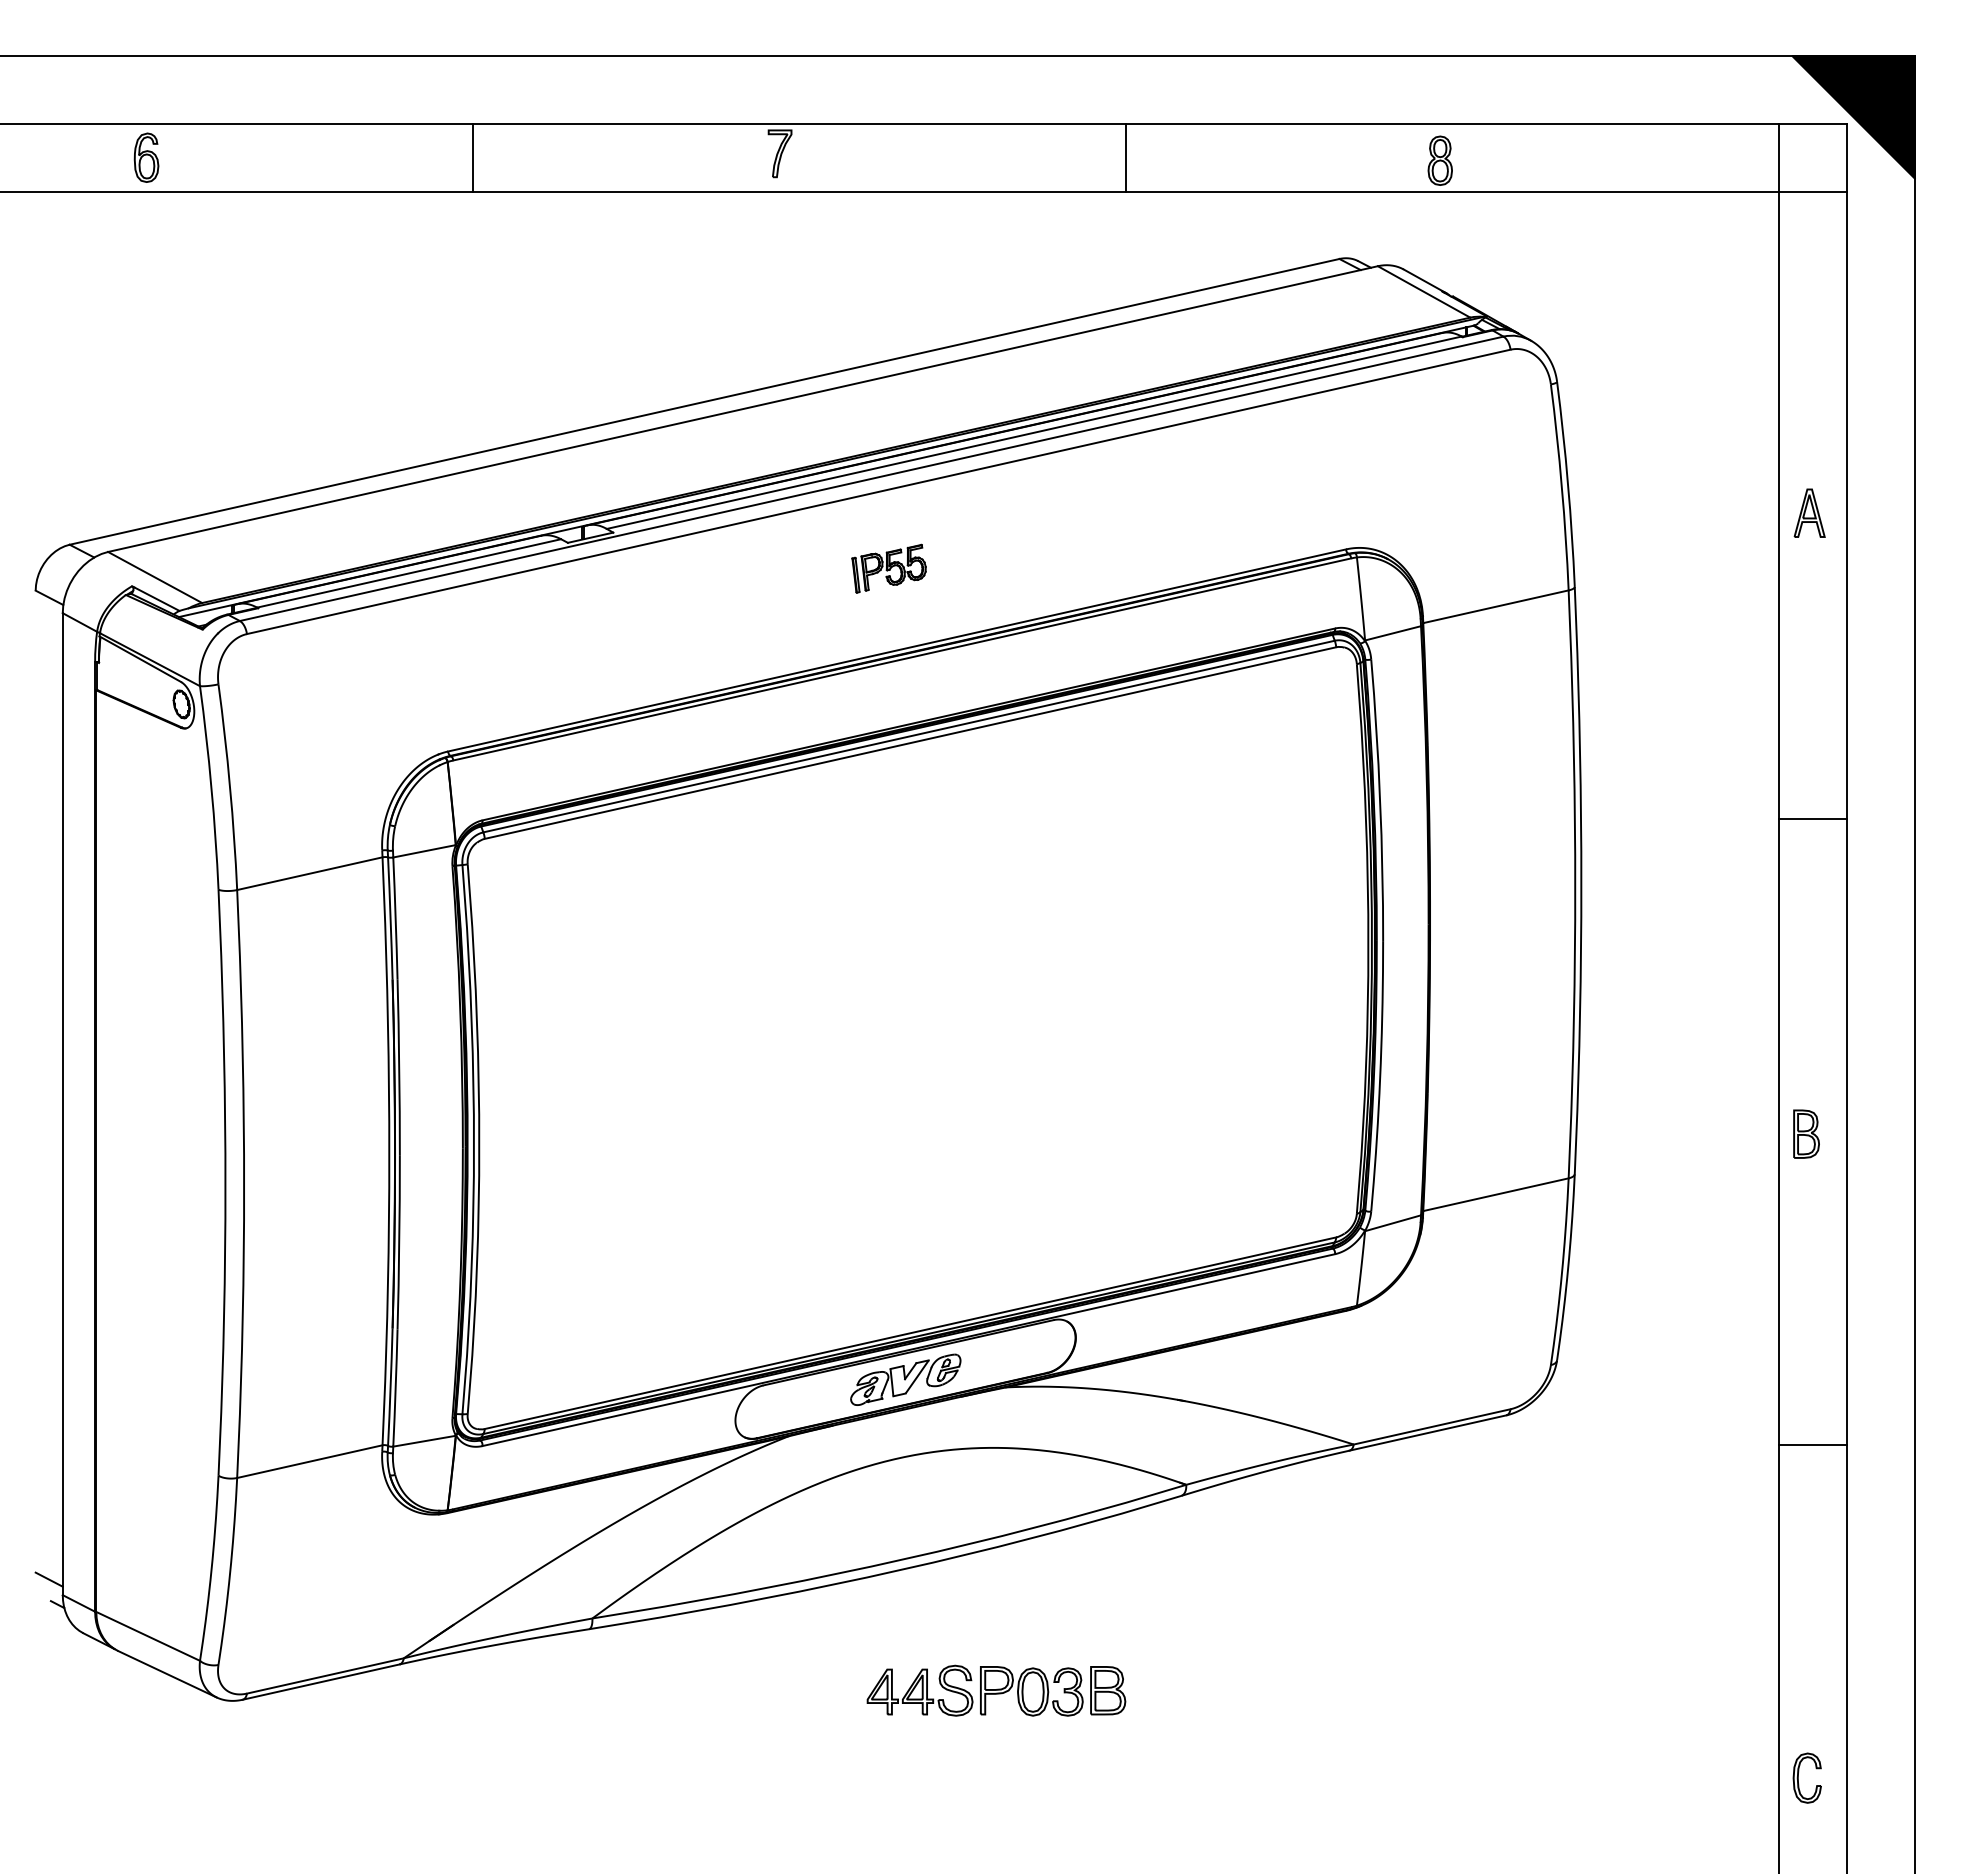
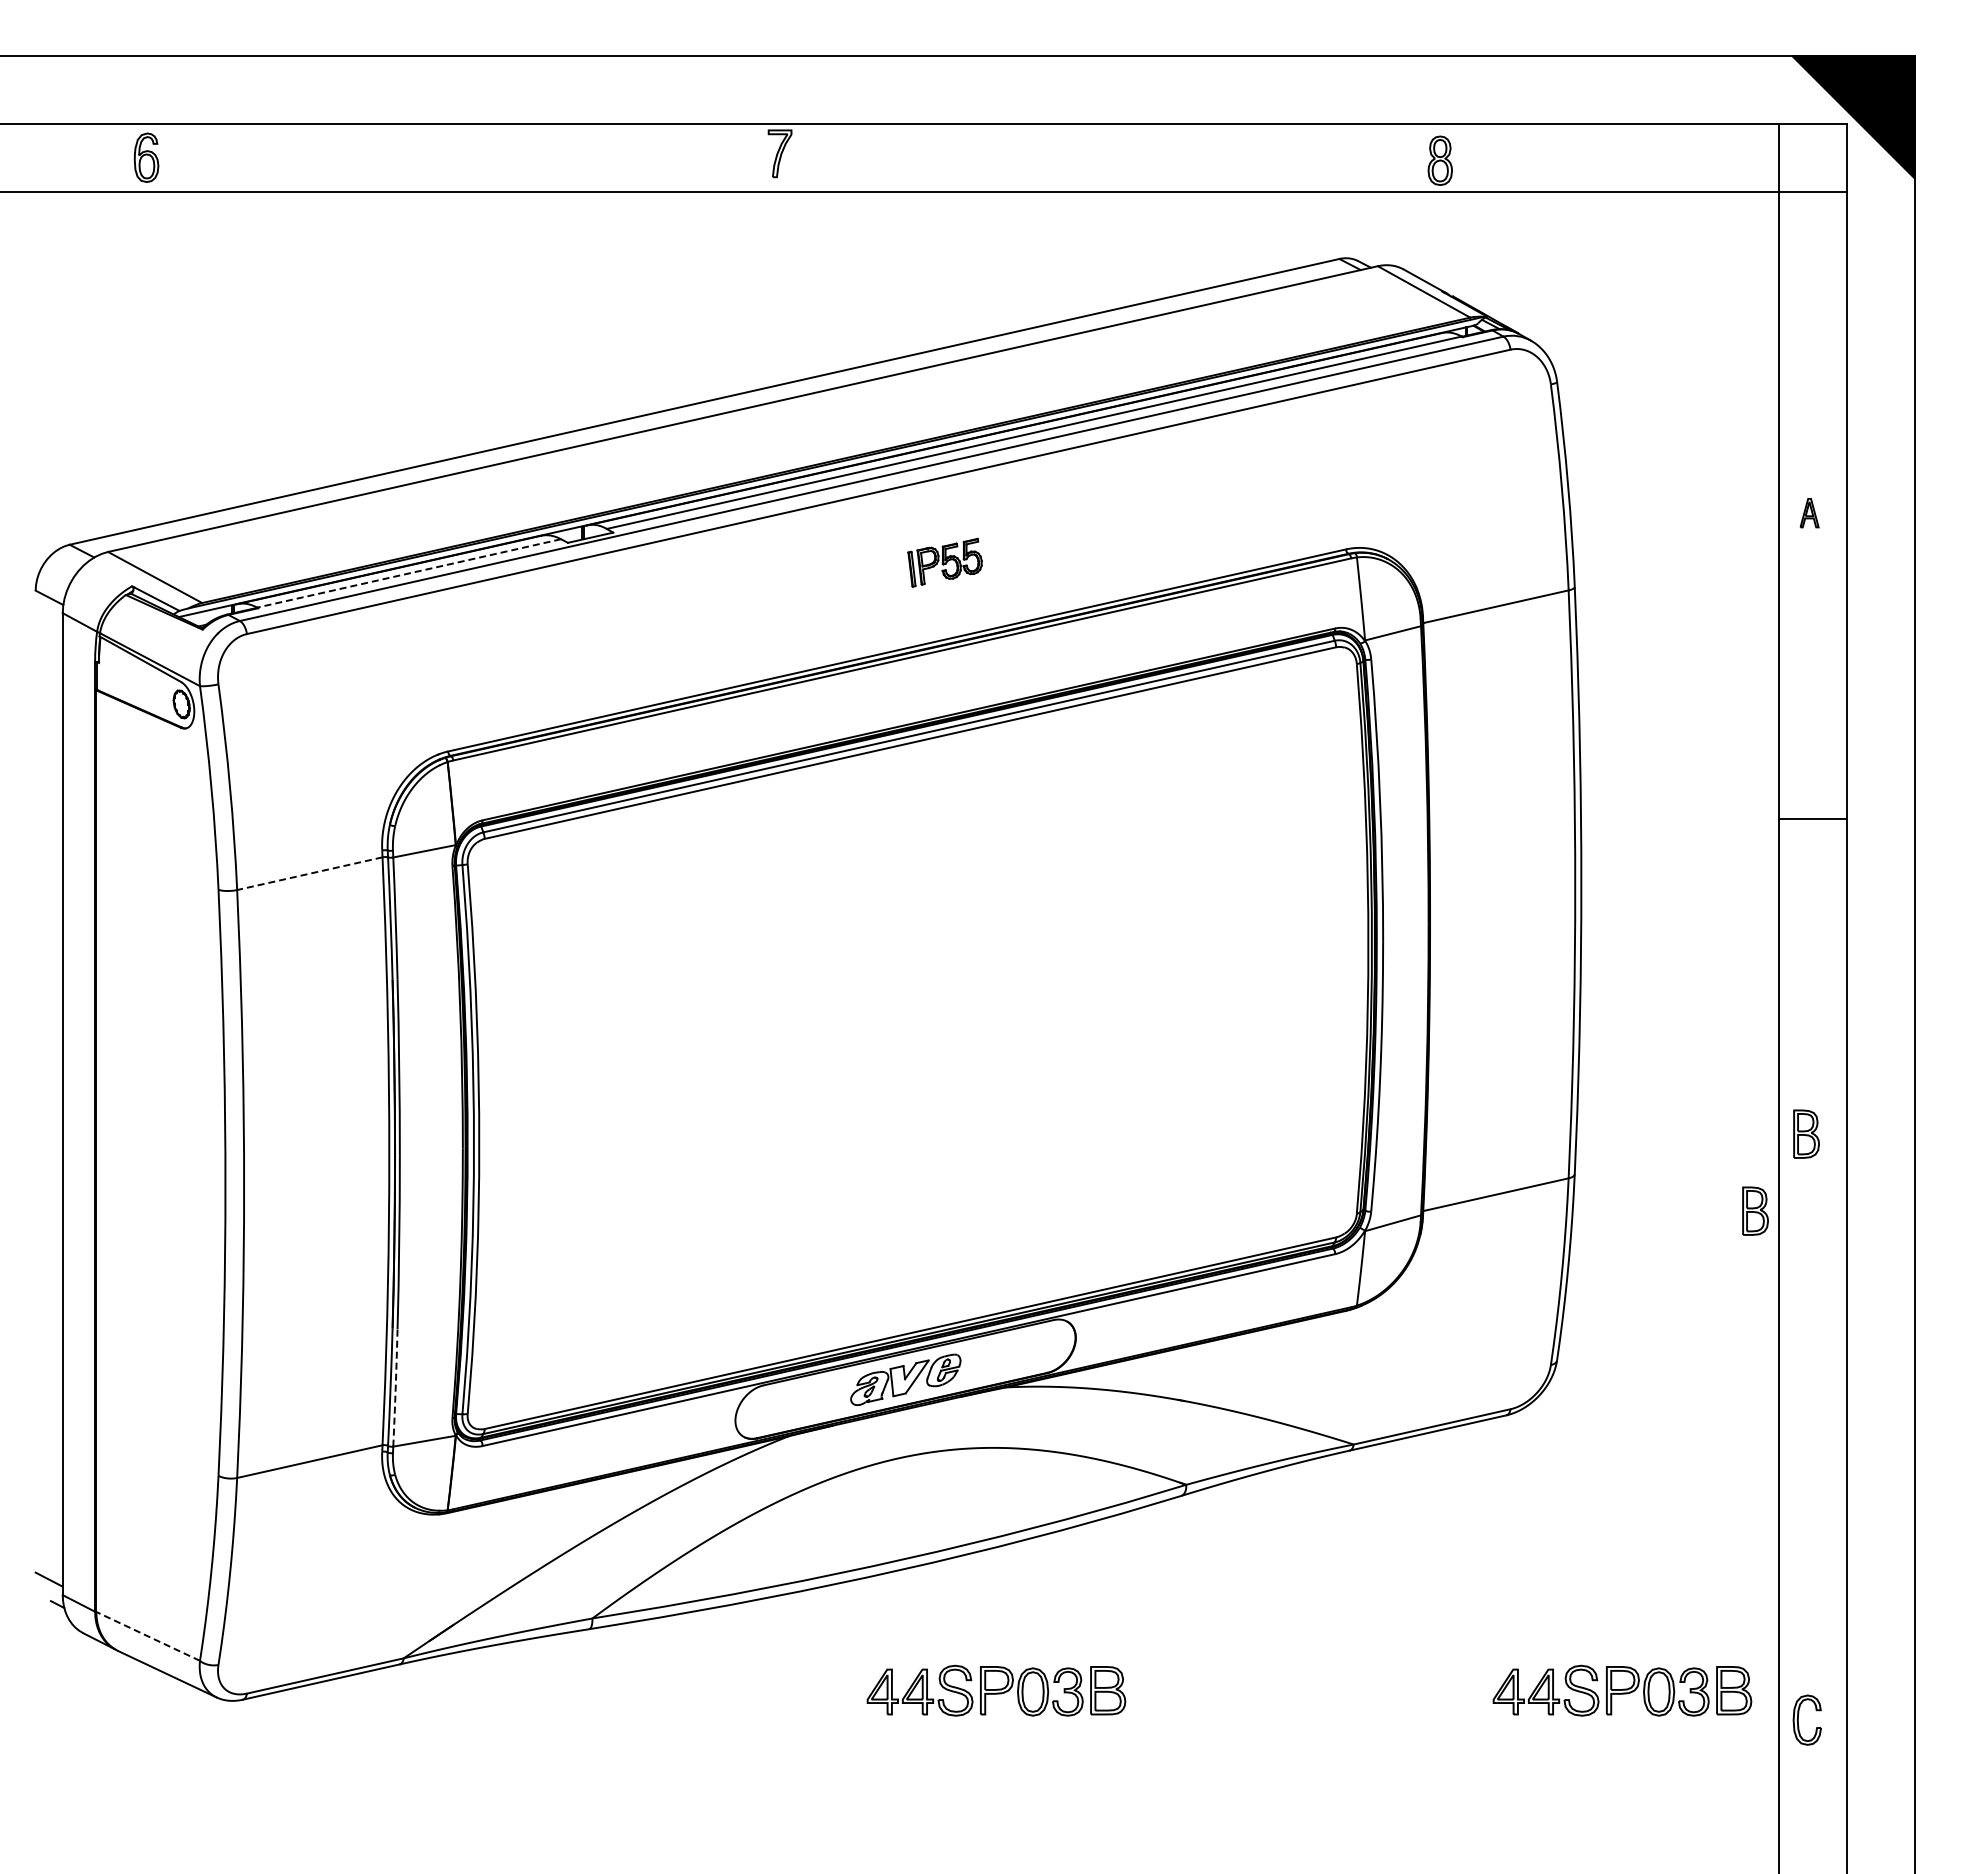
line: present -> none (472, 158)
line: present -> none (1125, 158)
part size: 33x50 px -> 21x31 px (1809, 513)
part position: (888, 568) -> (944, 562) (944, 562)
line: solid -> dashed (409, 573)
line: solid -> dashed (309, 873)
part: none -> present (1755, 1210)
arc: solid -> dashed (395, 1387)
line: present -> none (1812, 1445)
line: solid -> dashed (147, 1636)
part: none -> present (1622, 1690)
part position: (1798, 1777) -> (1798, 1719) (1798, 1719)
